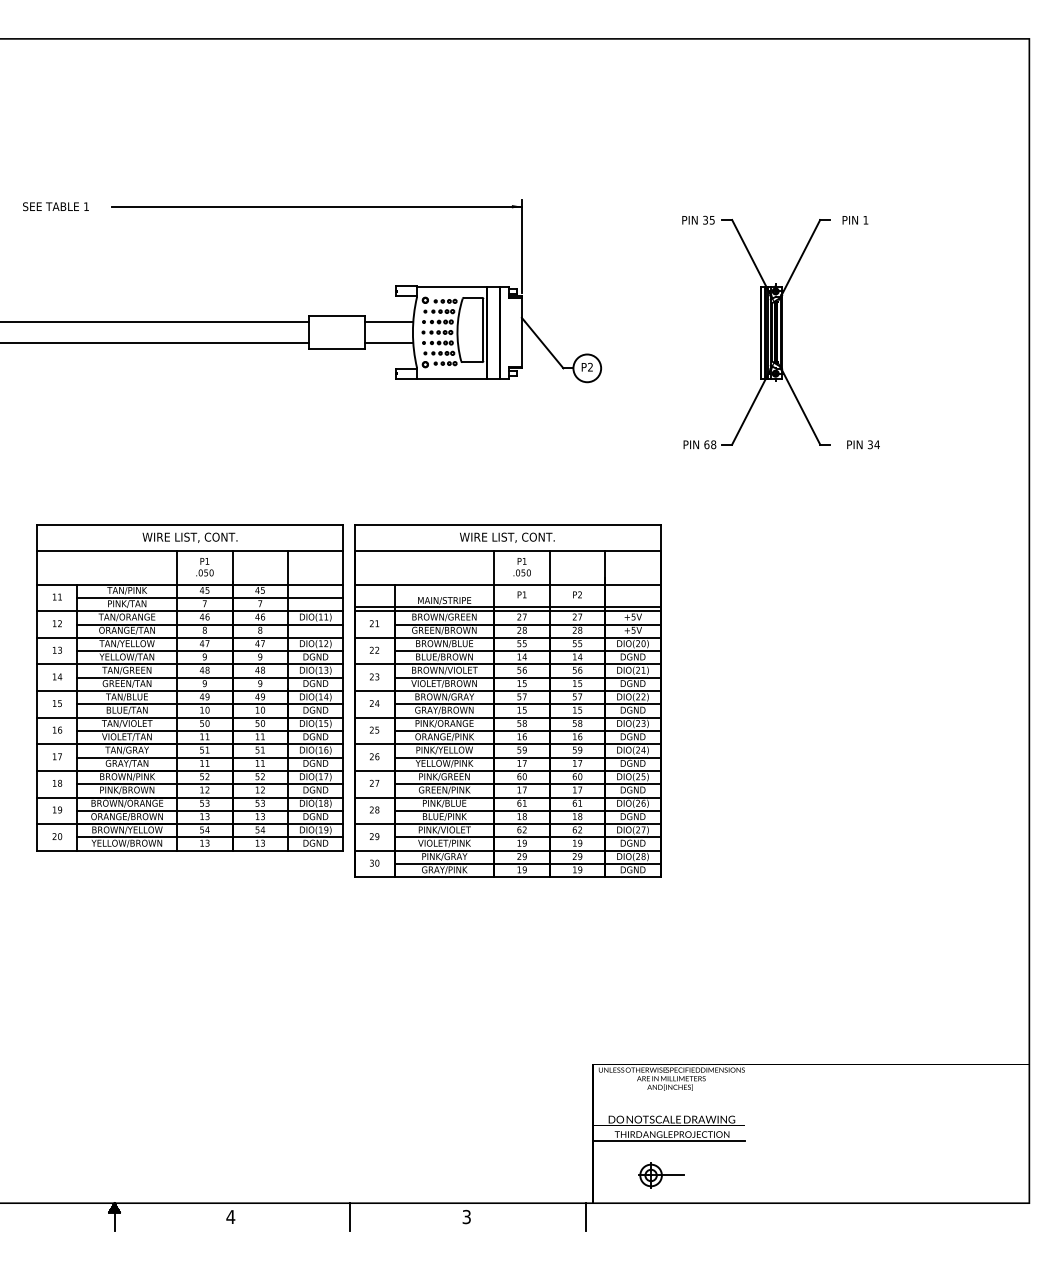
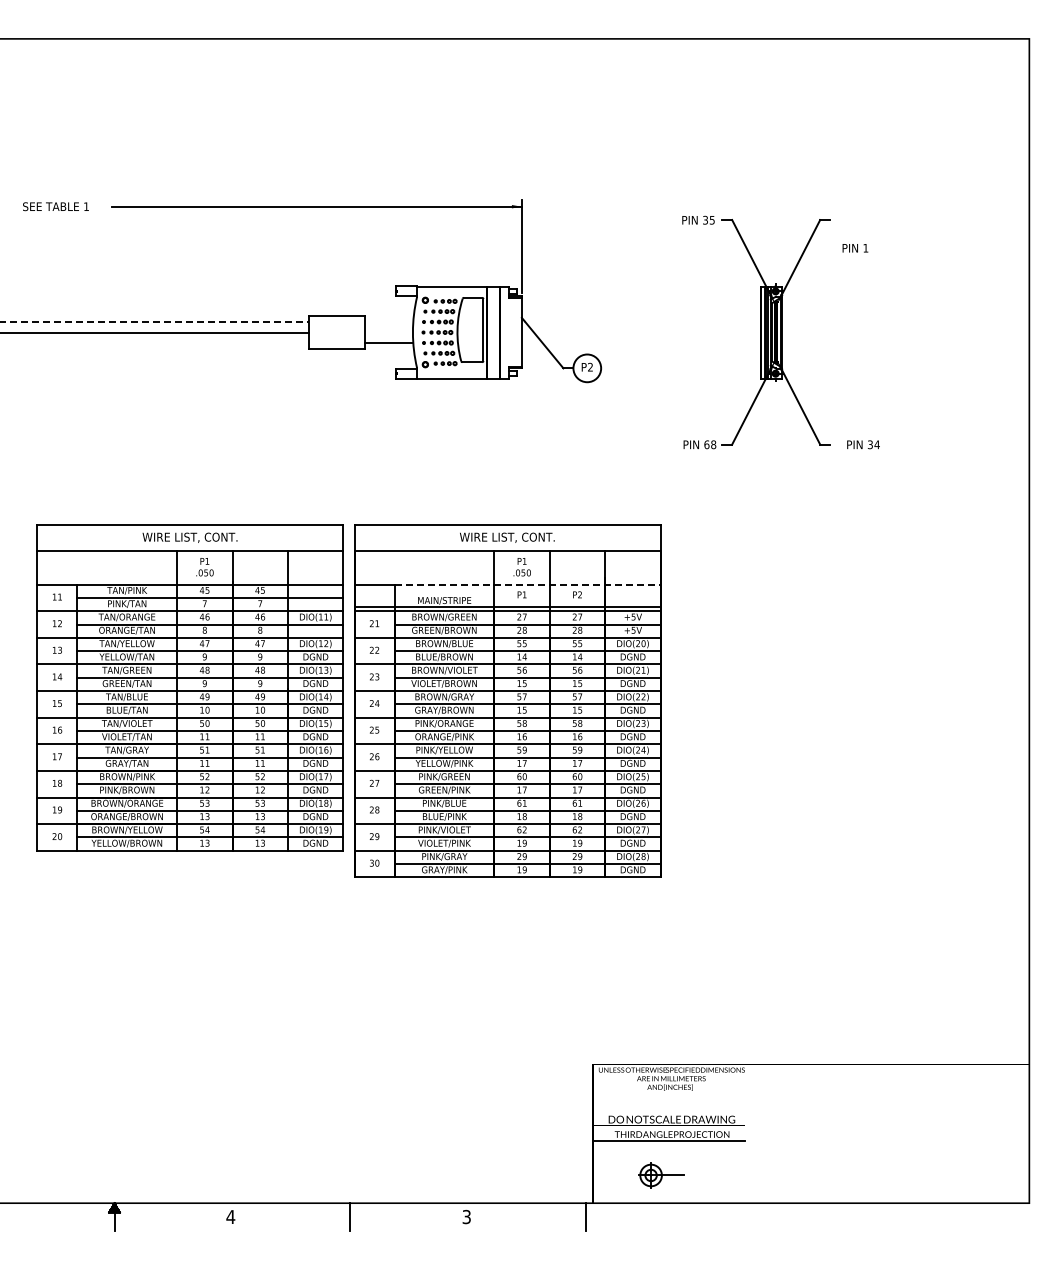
text position: (855, 220) -> (855, 248) (855, 248)
line: solid -> dashed (155, 322)
line: present -> none (388, 322)
line position: (155, 342) -> (155, 332) (155, 332)
line: solid -> dashed (528, 584)
